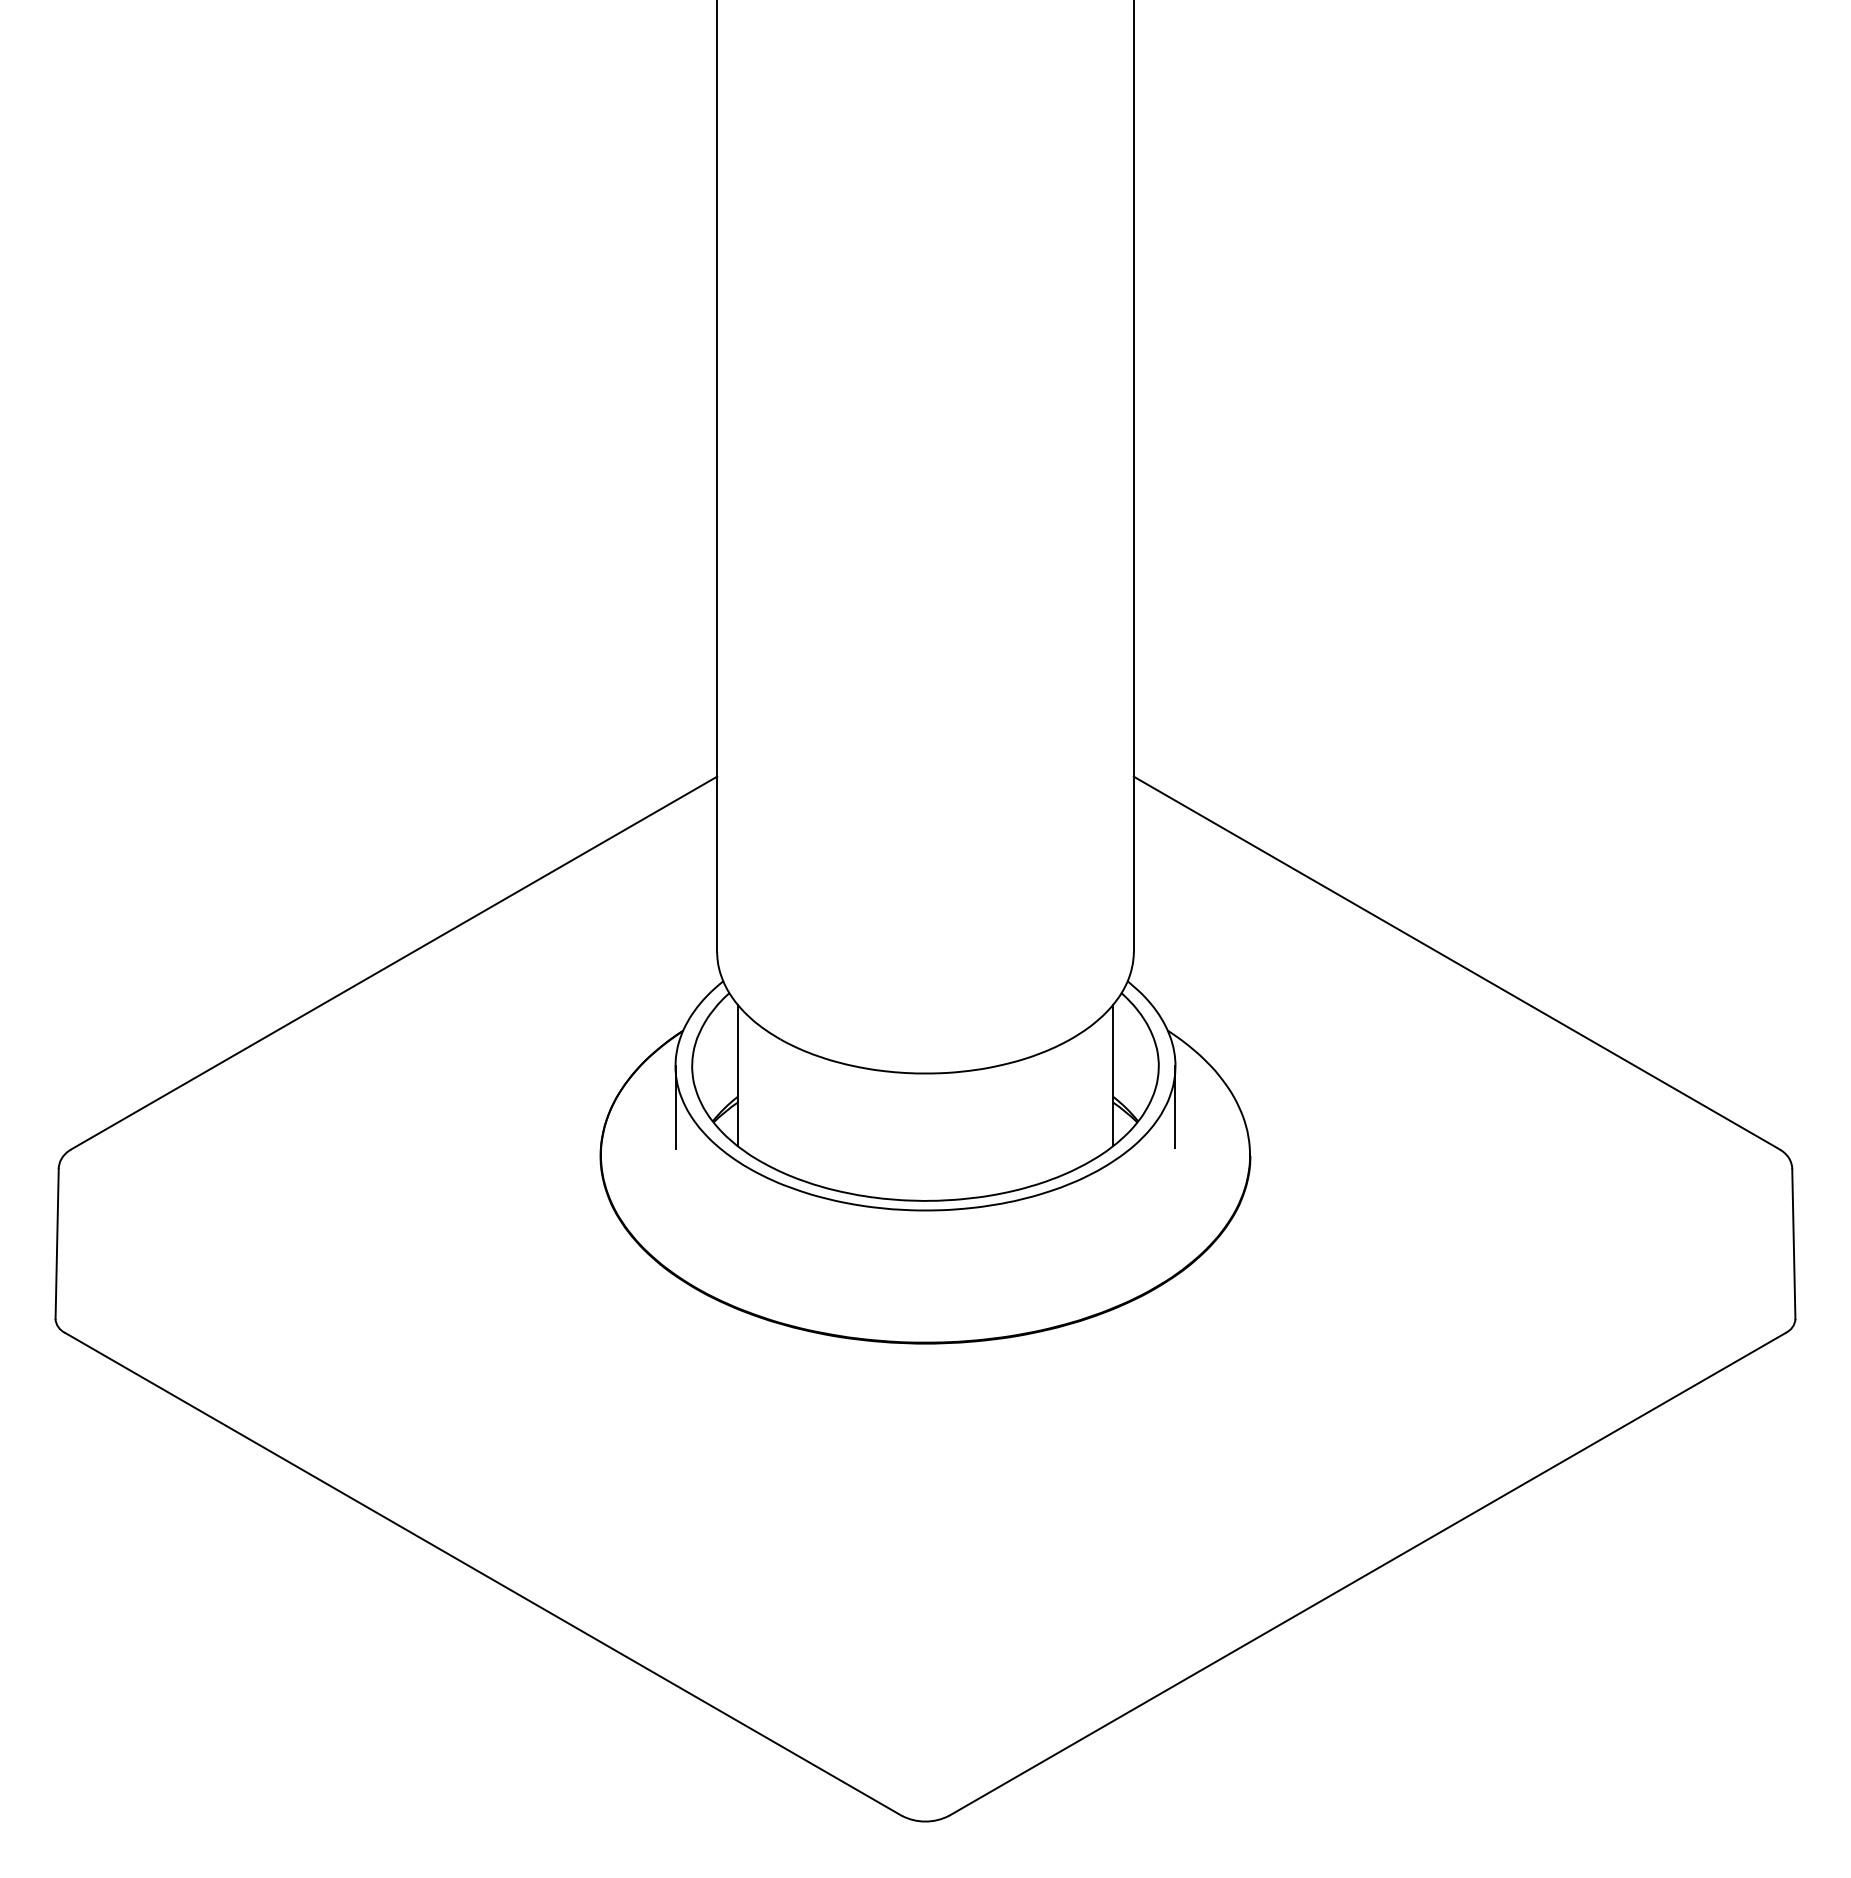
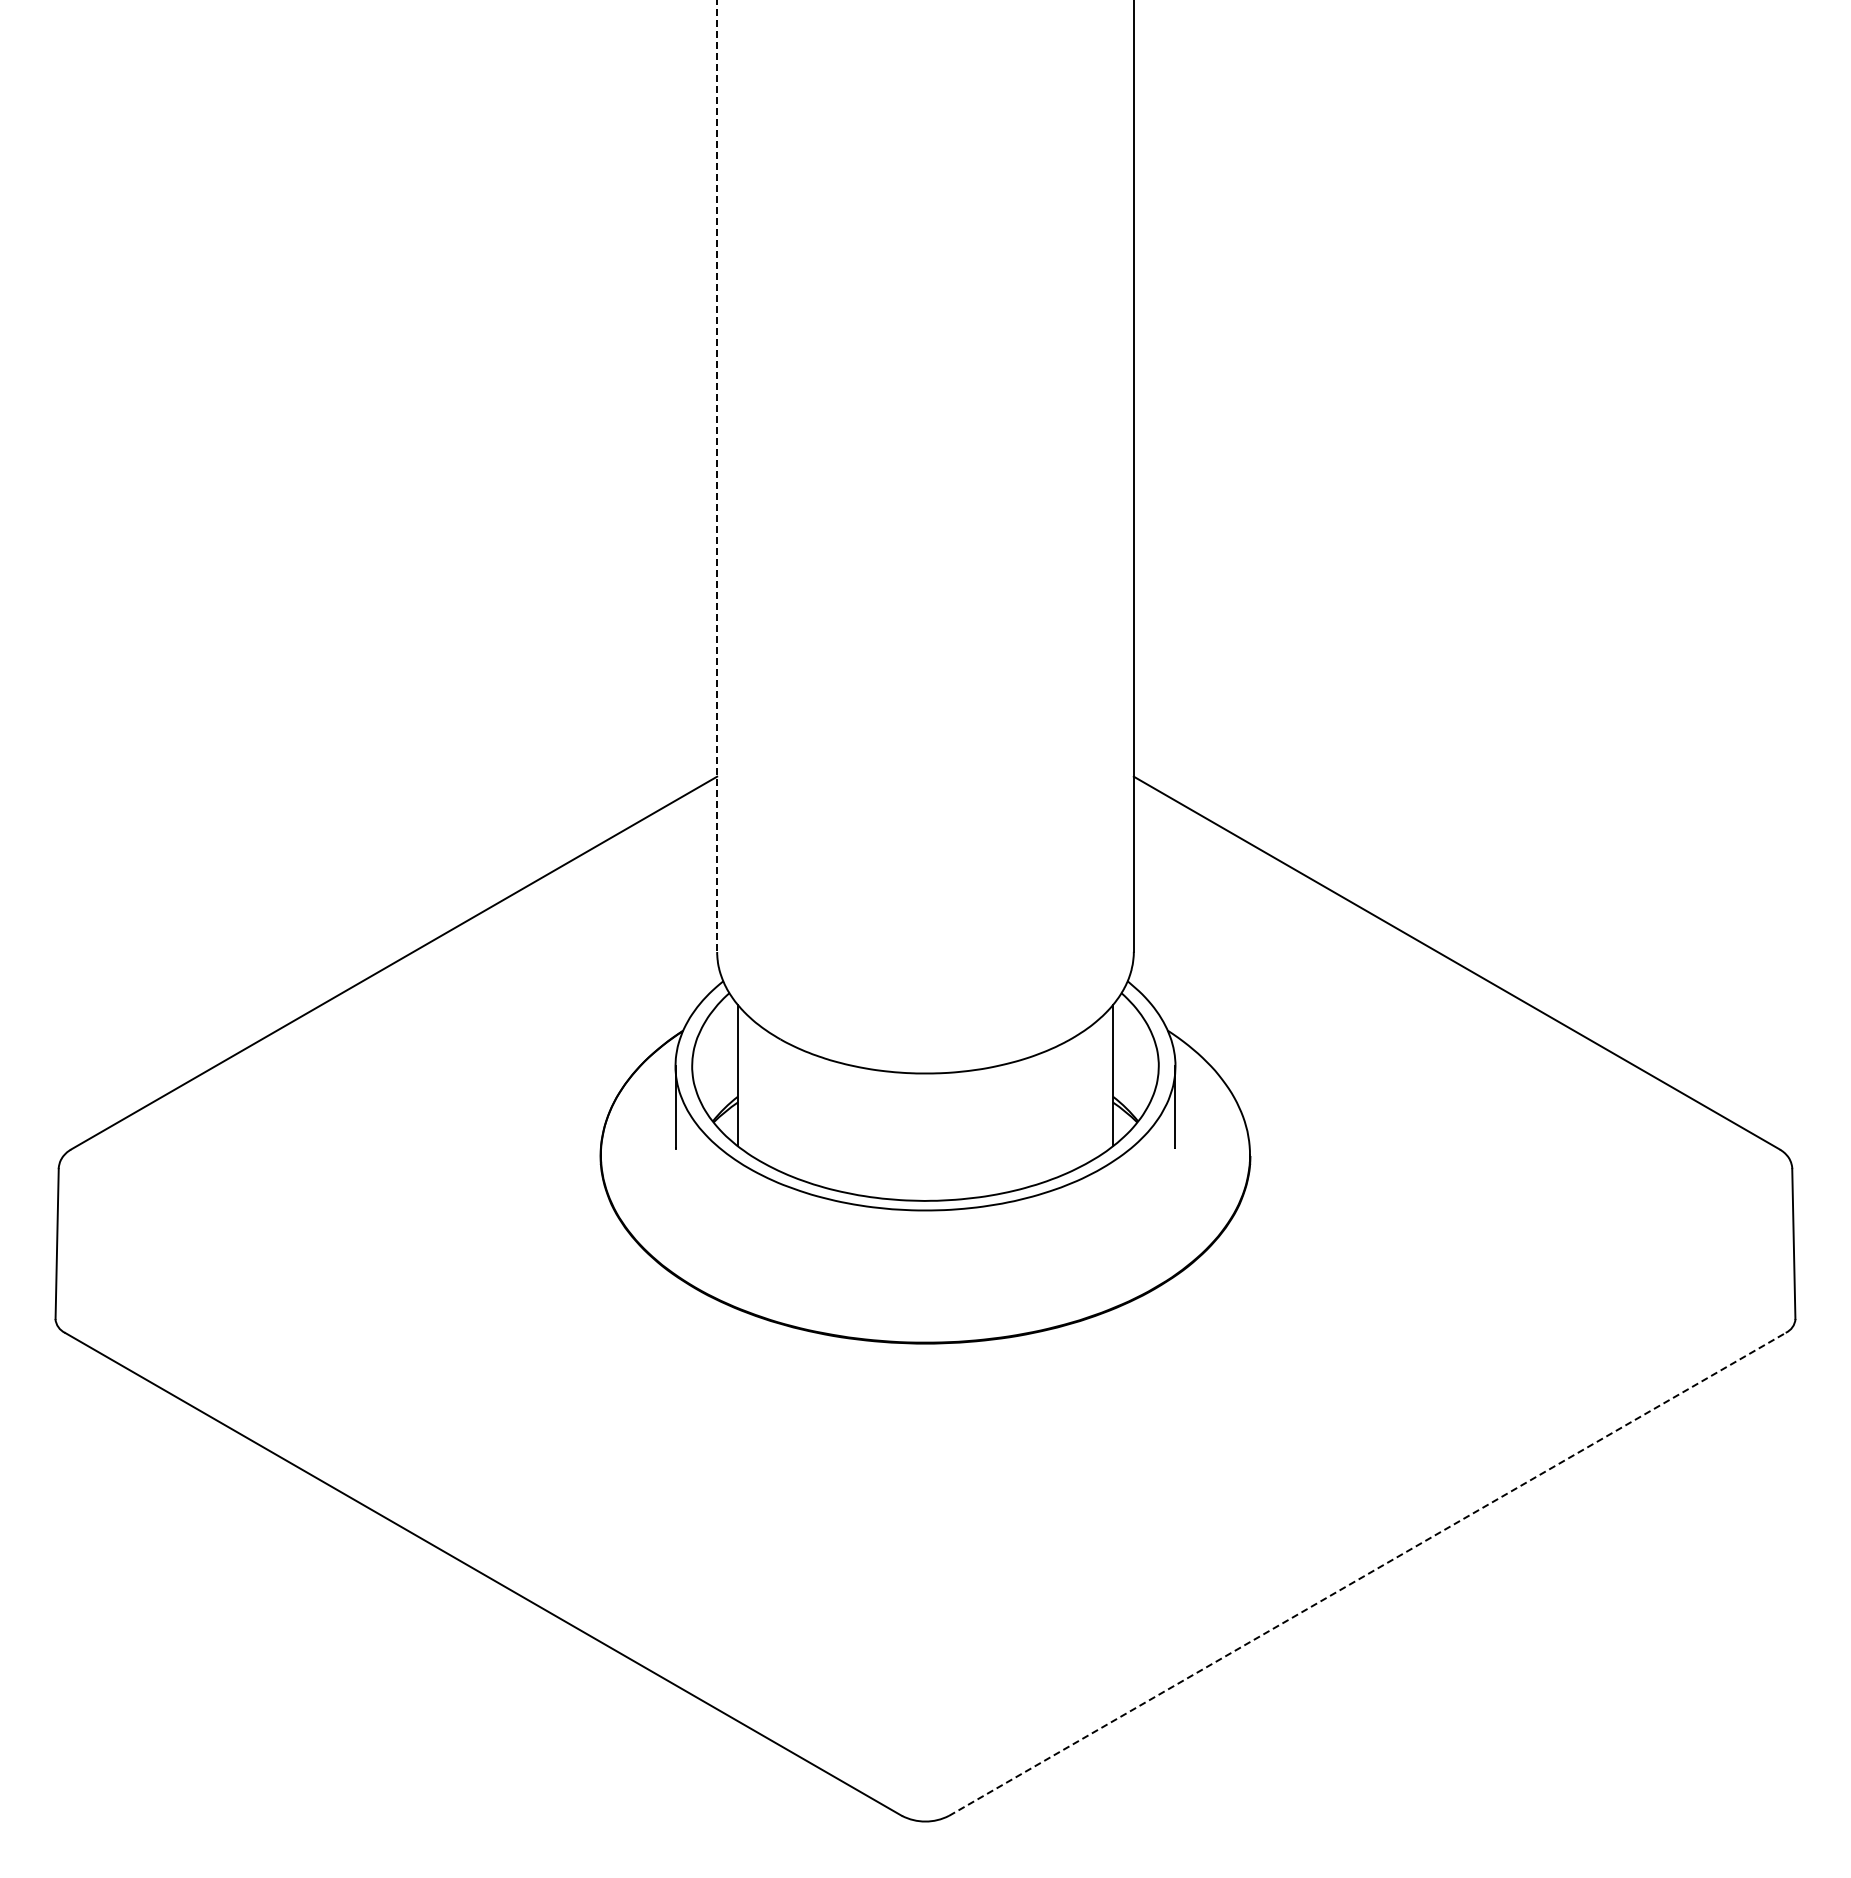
line: solid -> dashed (717, 476)
line: solid -> dashed (1367, 1574)
